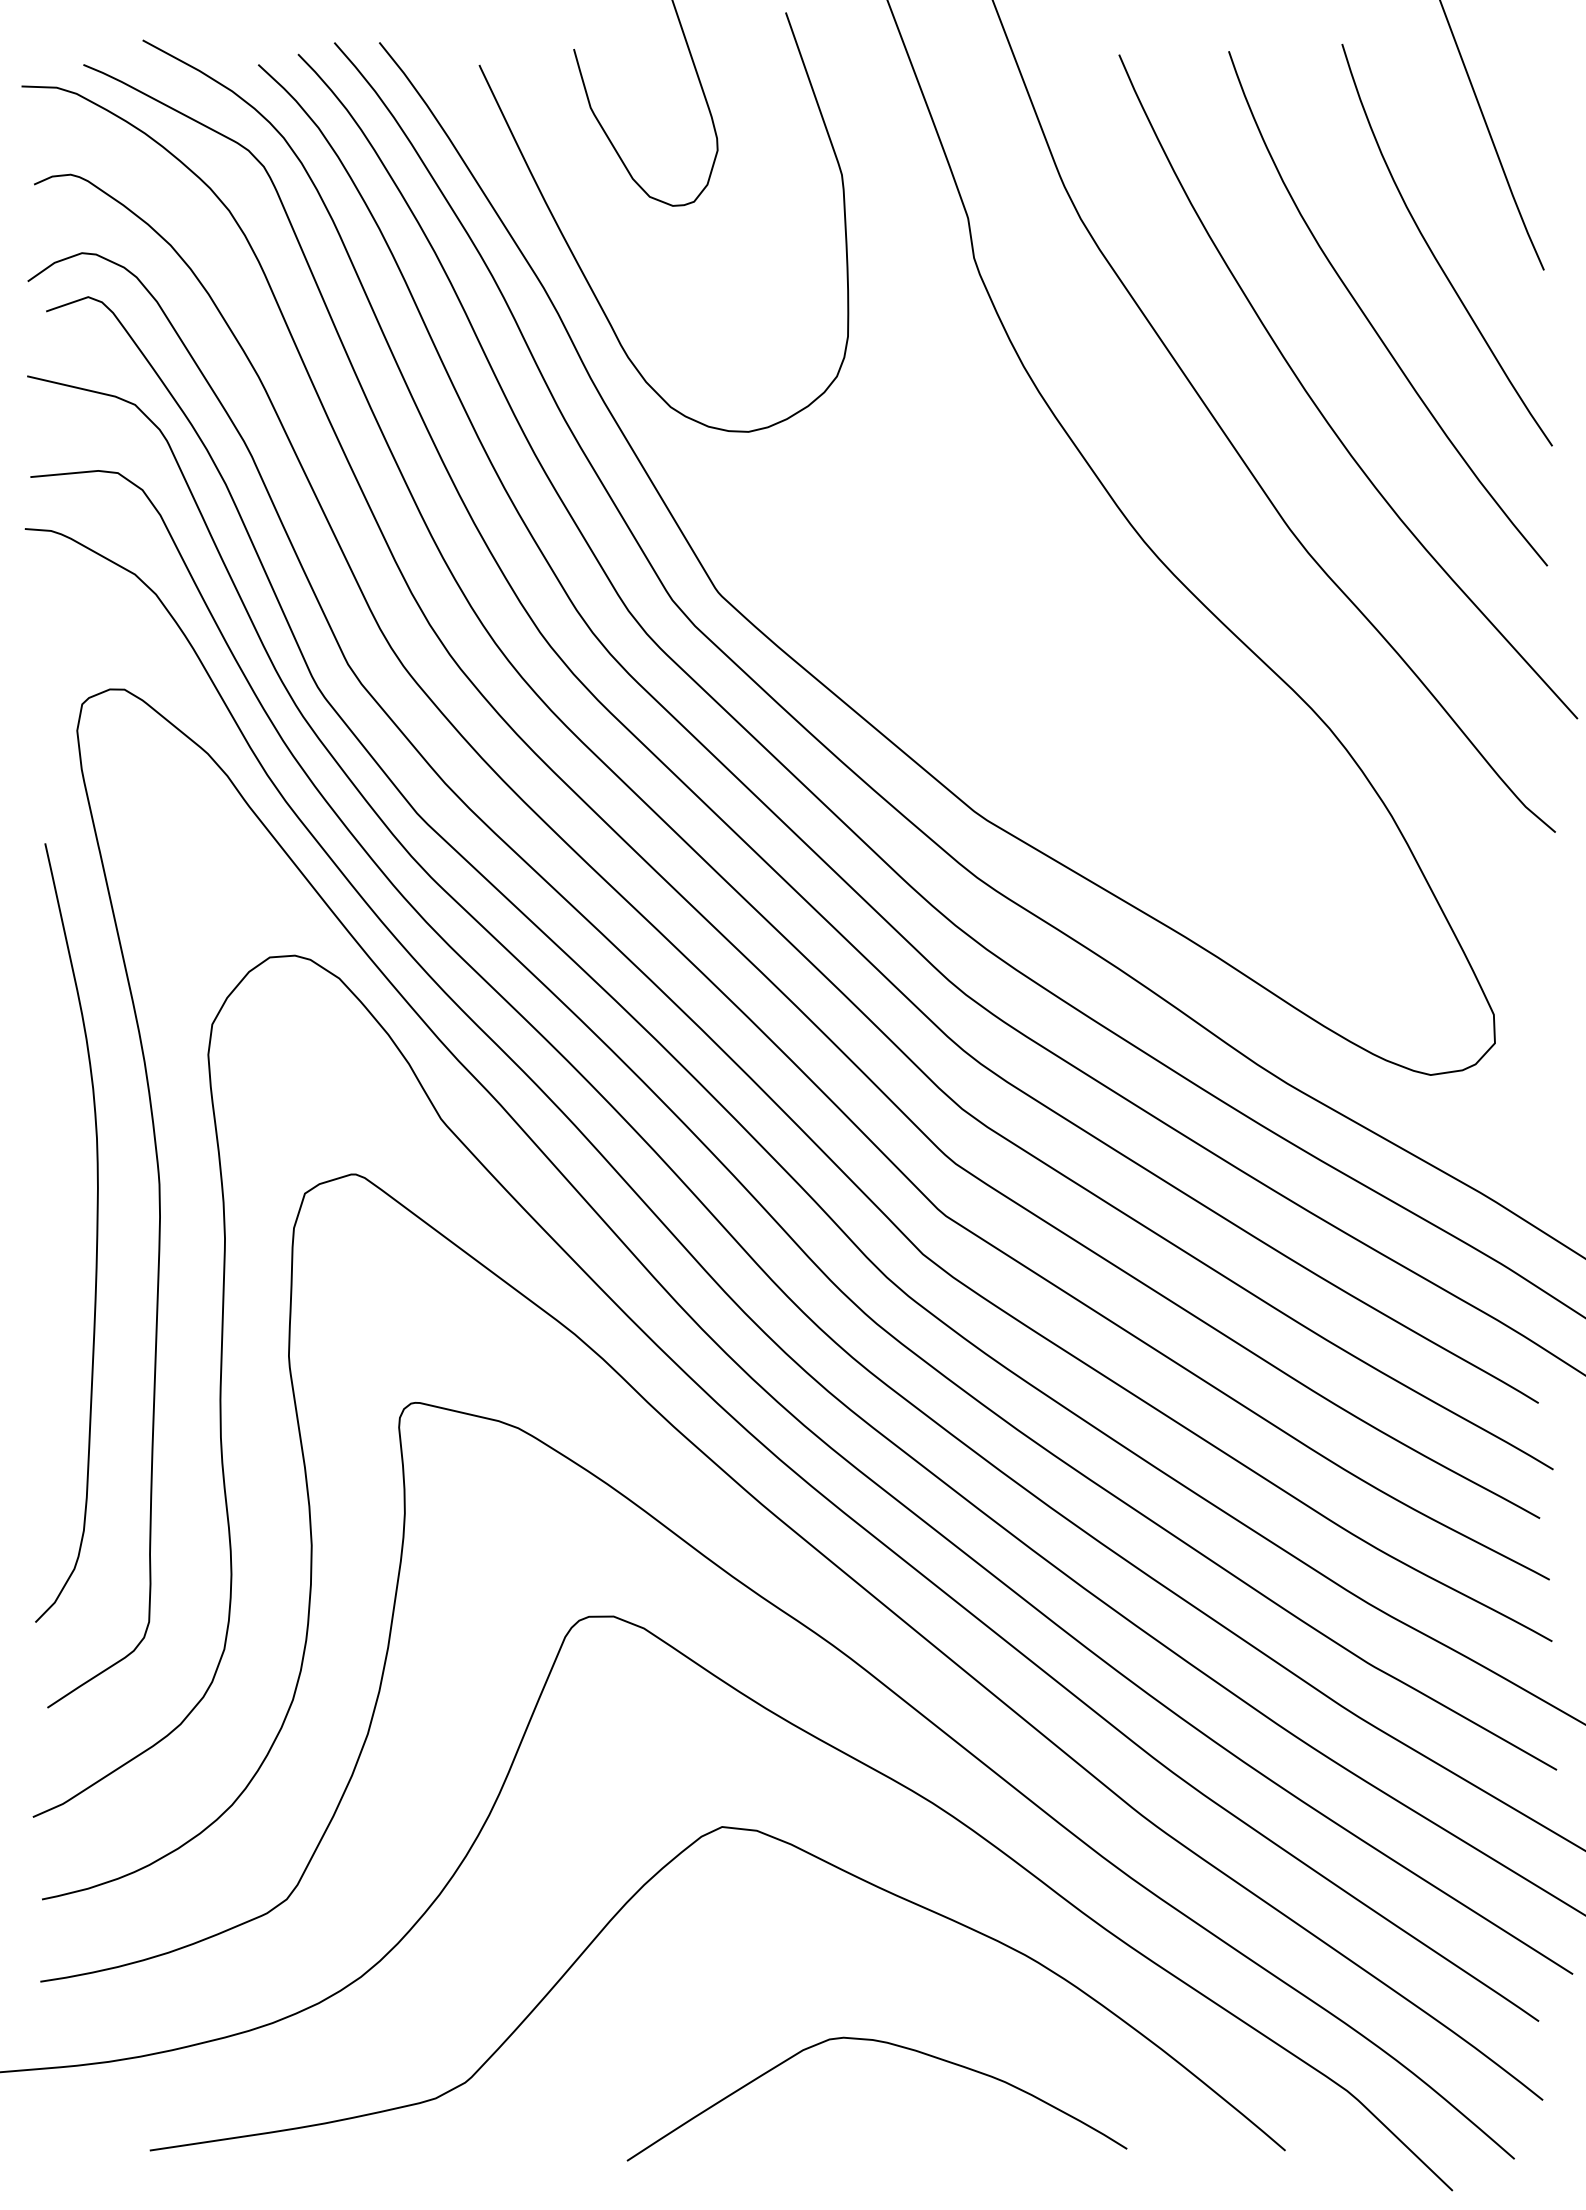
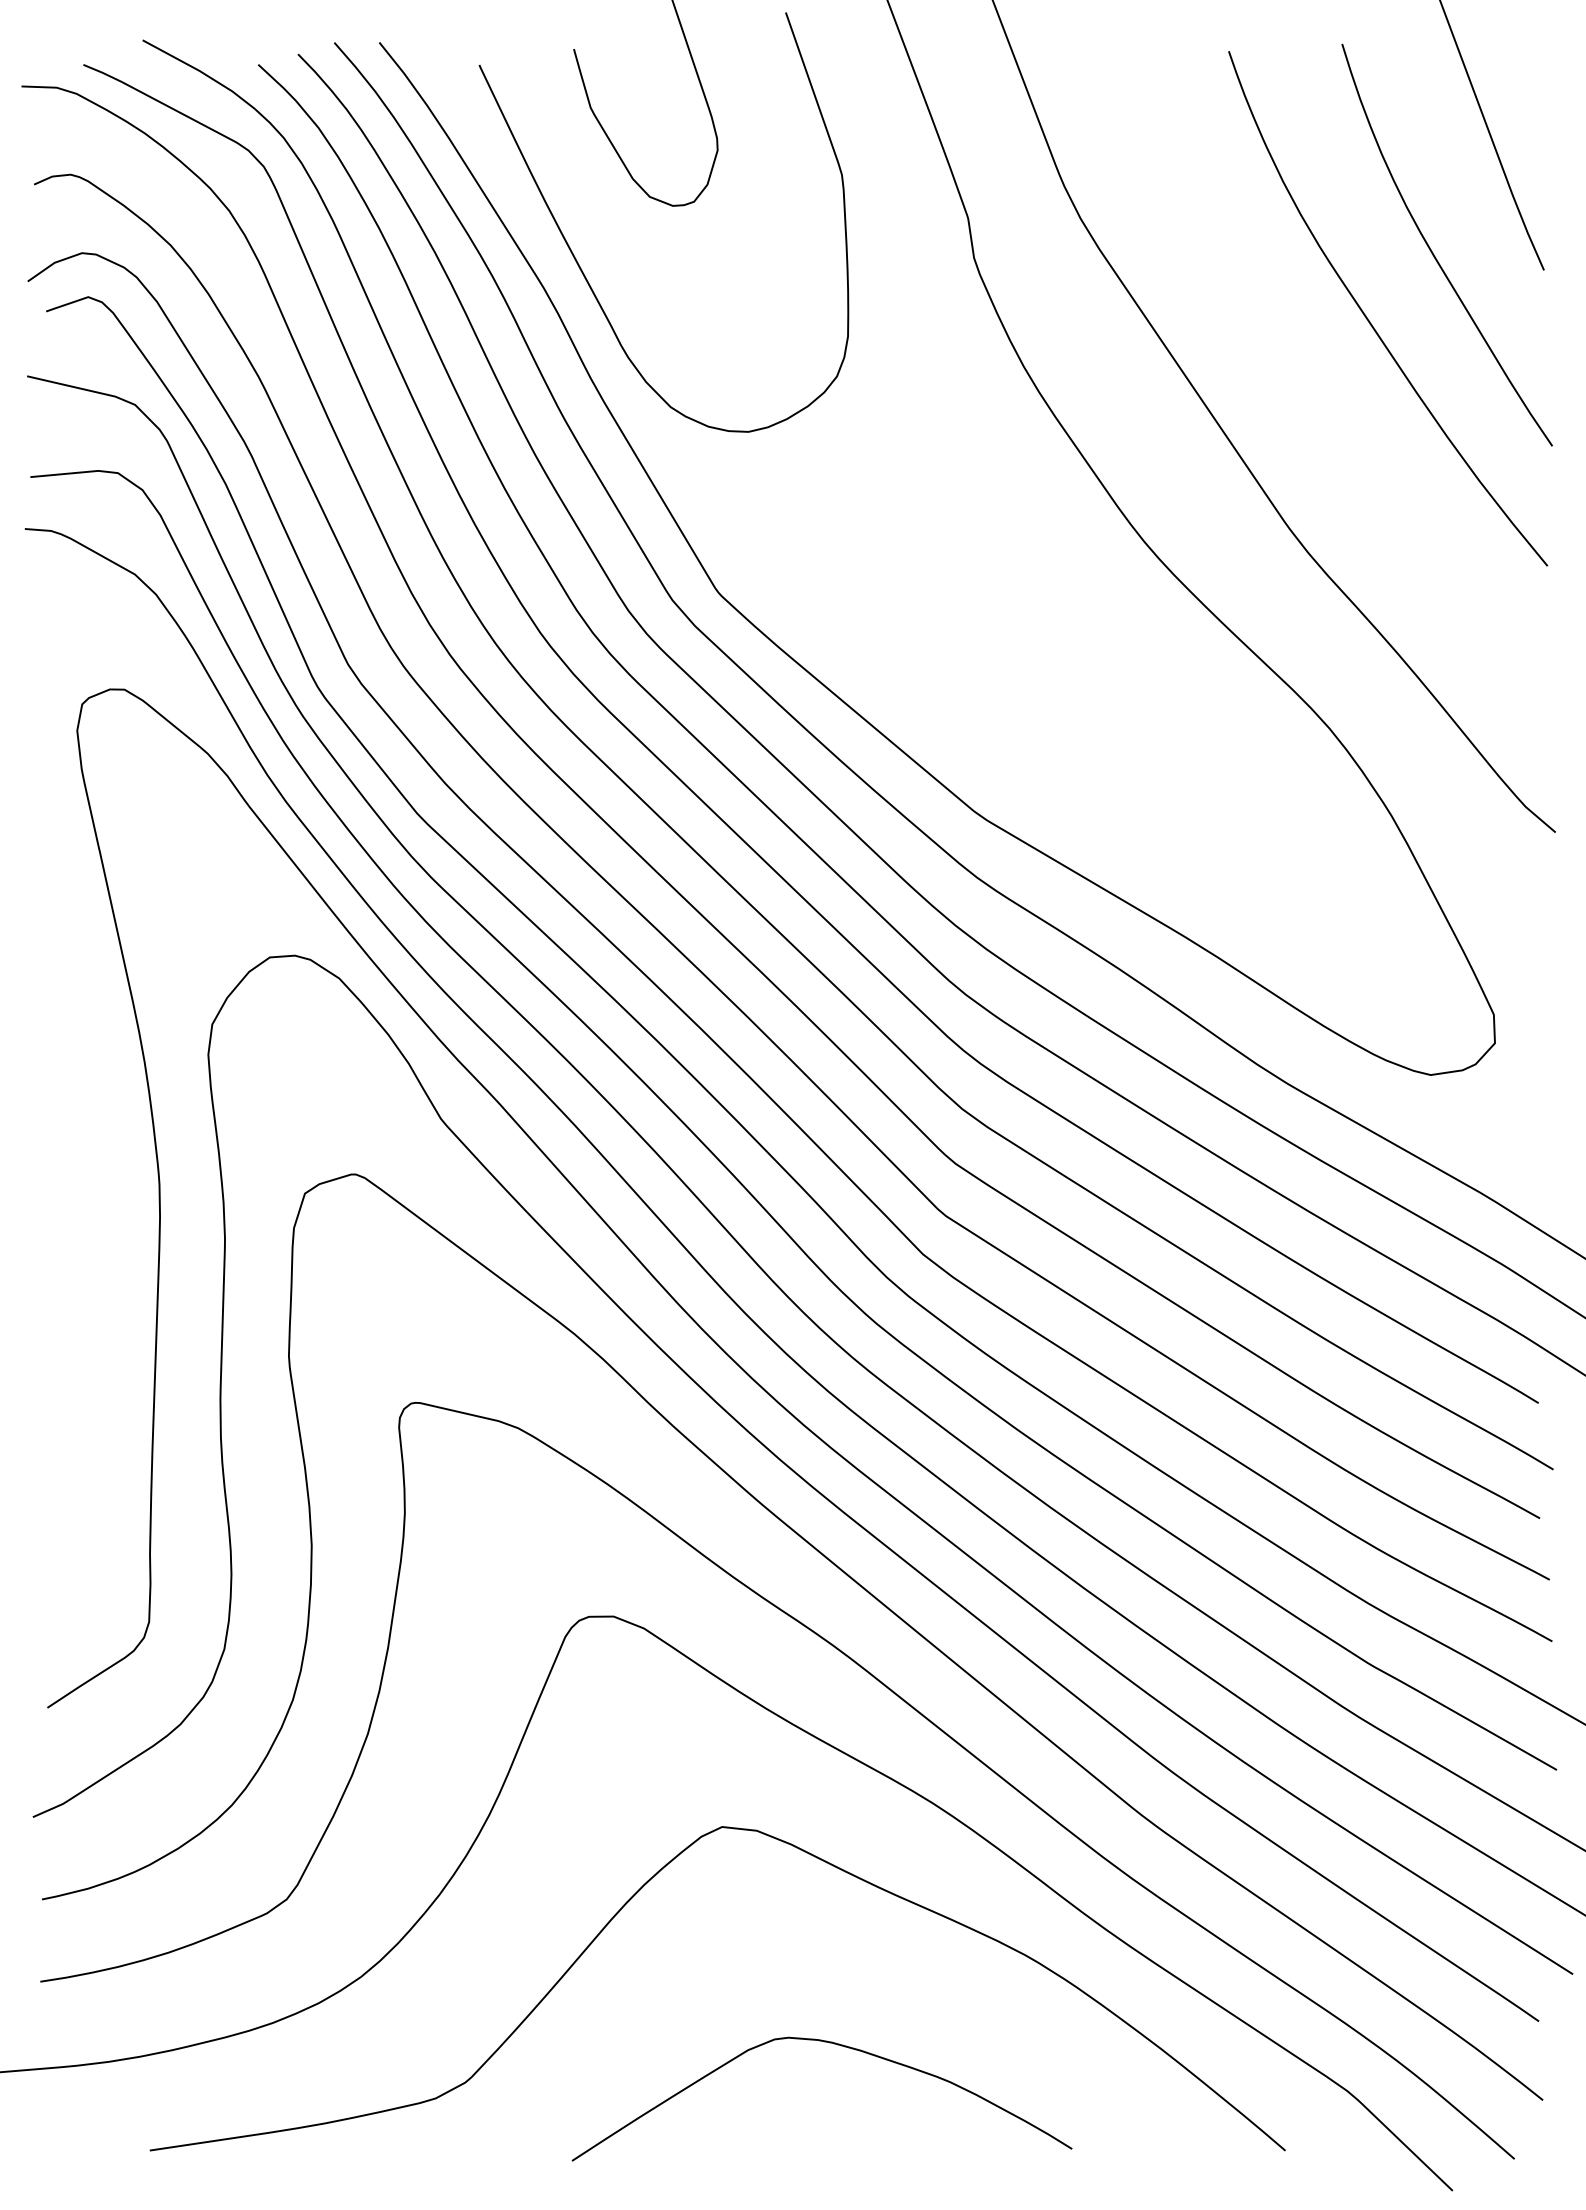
curve: present -> none (1318, 407)
curve: present -> none (96, 1232)
curve position: (892, 2045) -> (837, 2045) (837, 2045)
